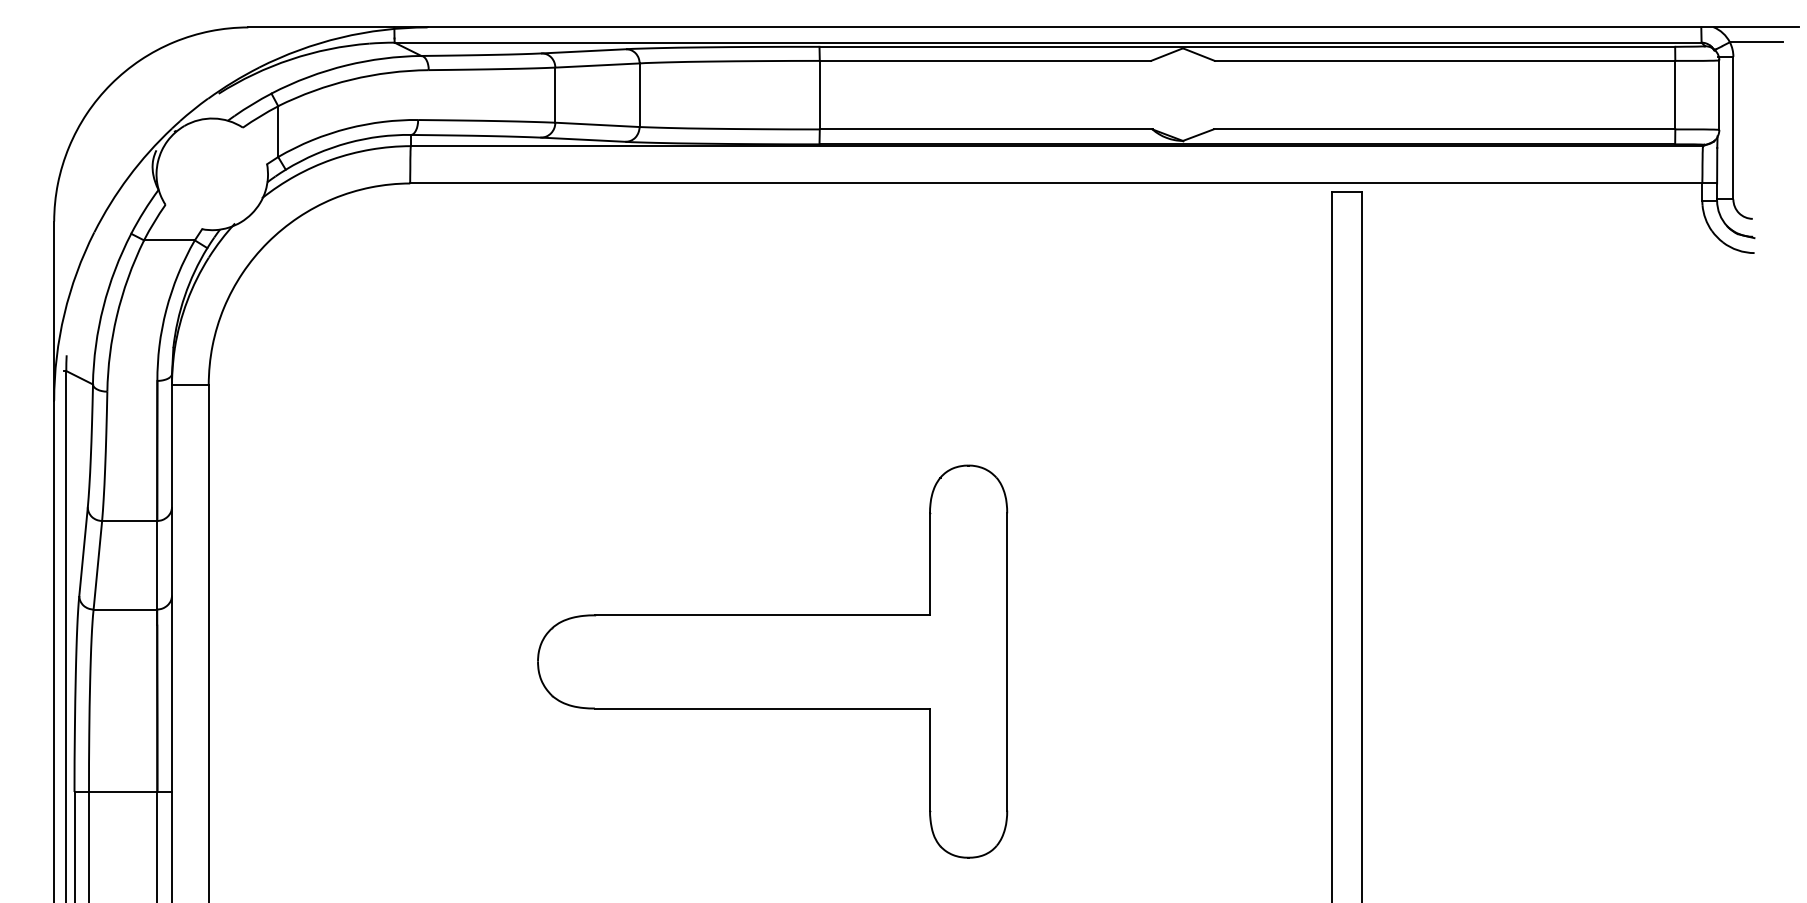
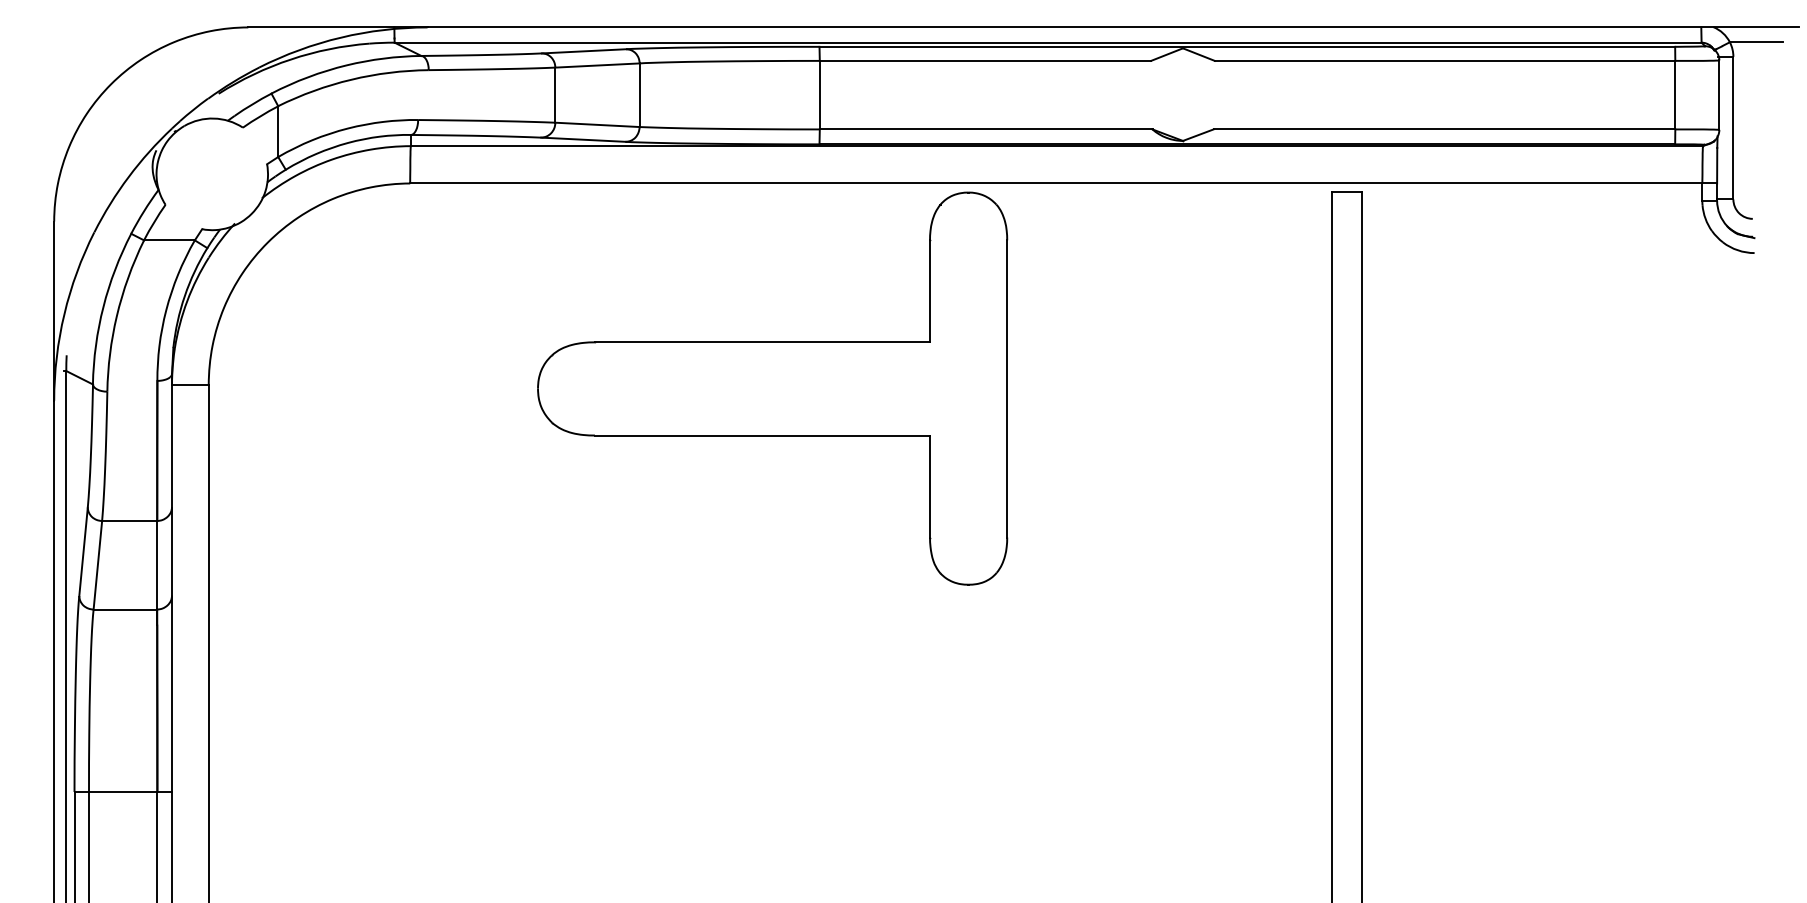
part position: (772, 661) -> (772, 388) (772, 388)
